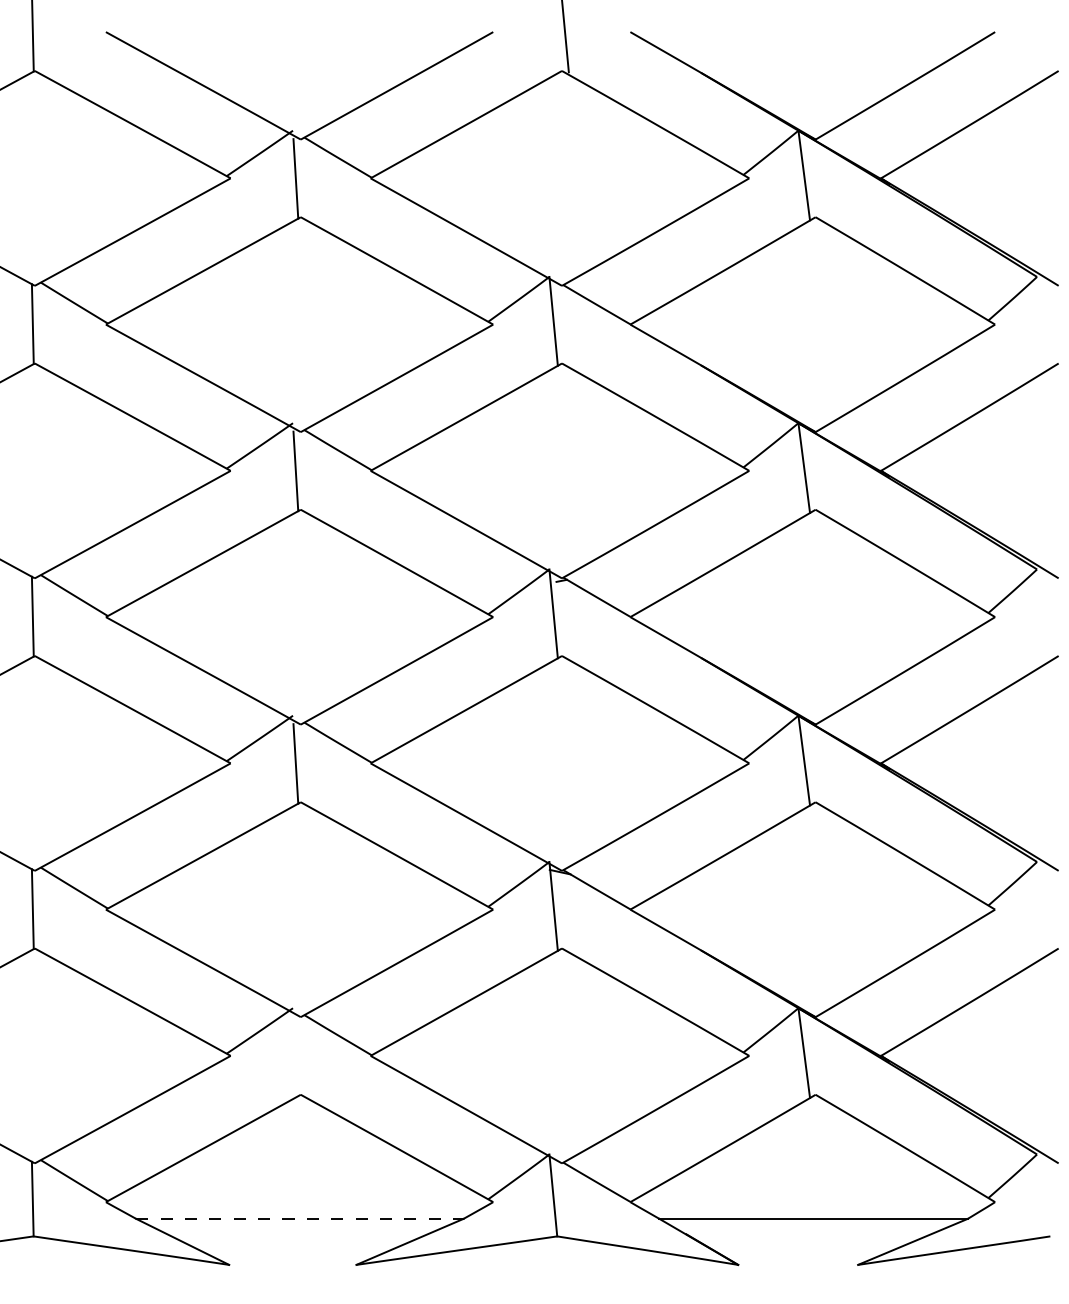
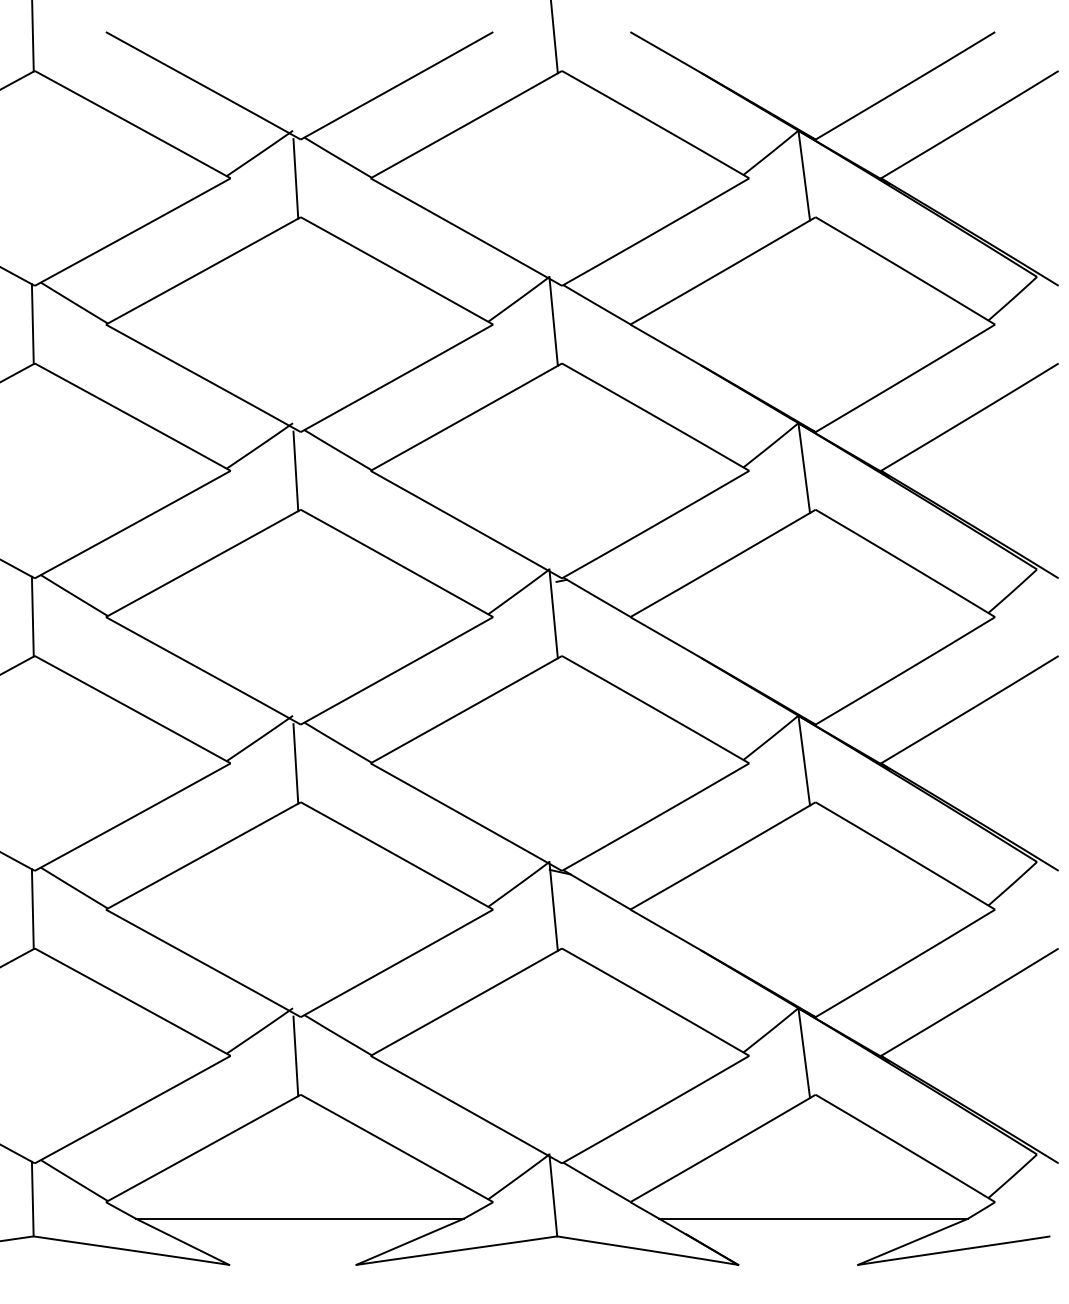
line position: (565, 37) -> (554, 37) (554, 37)
line: none -> present (295, 1056)
line: dashed -> solid (299, 1218)
